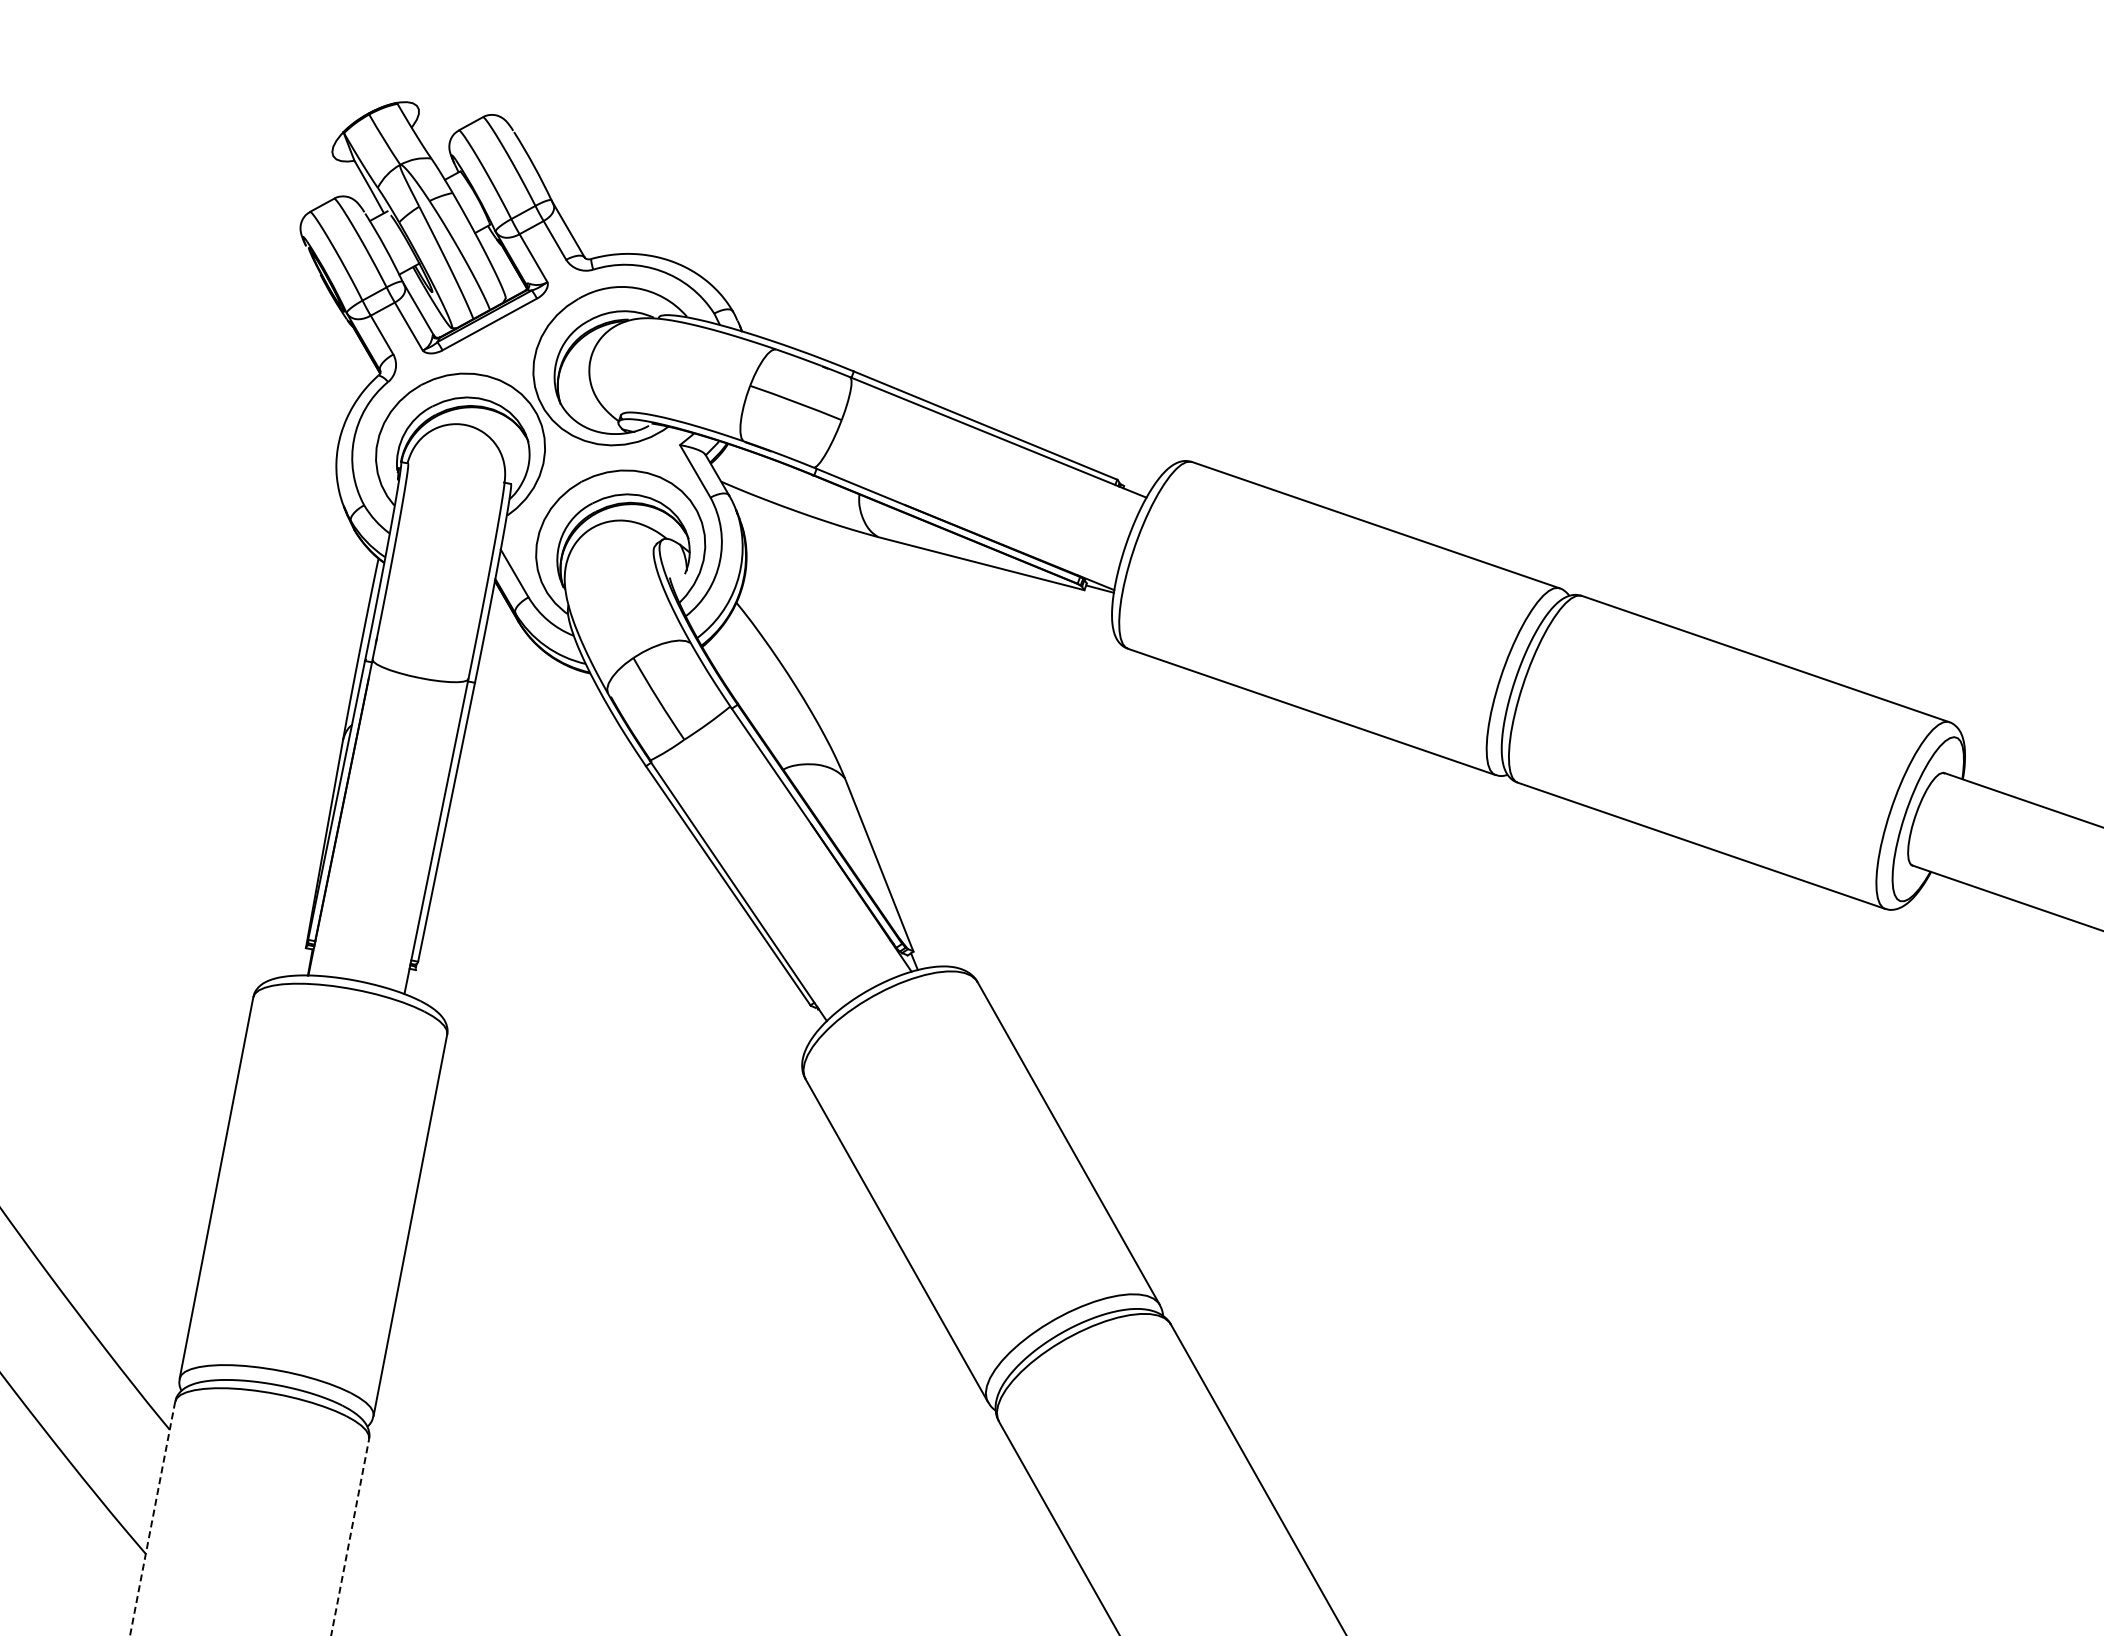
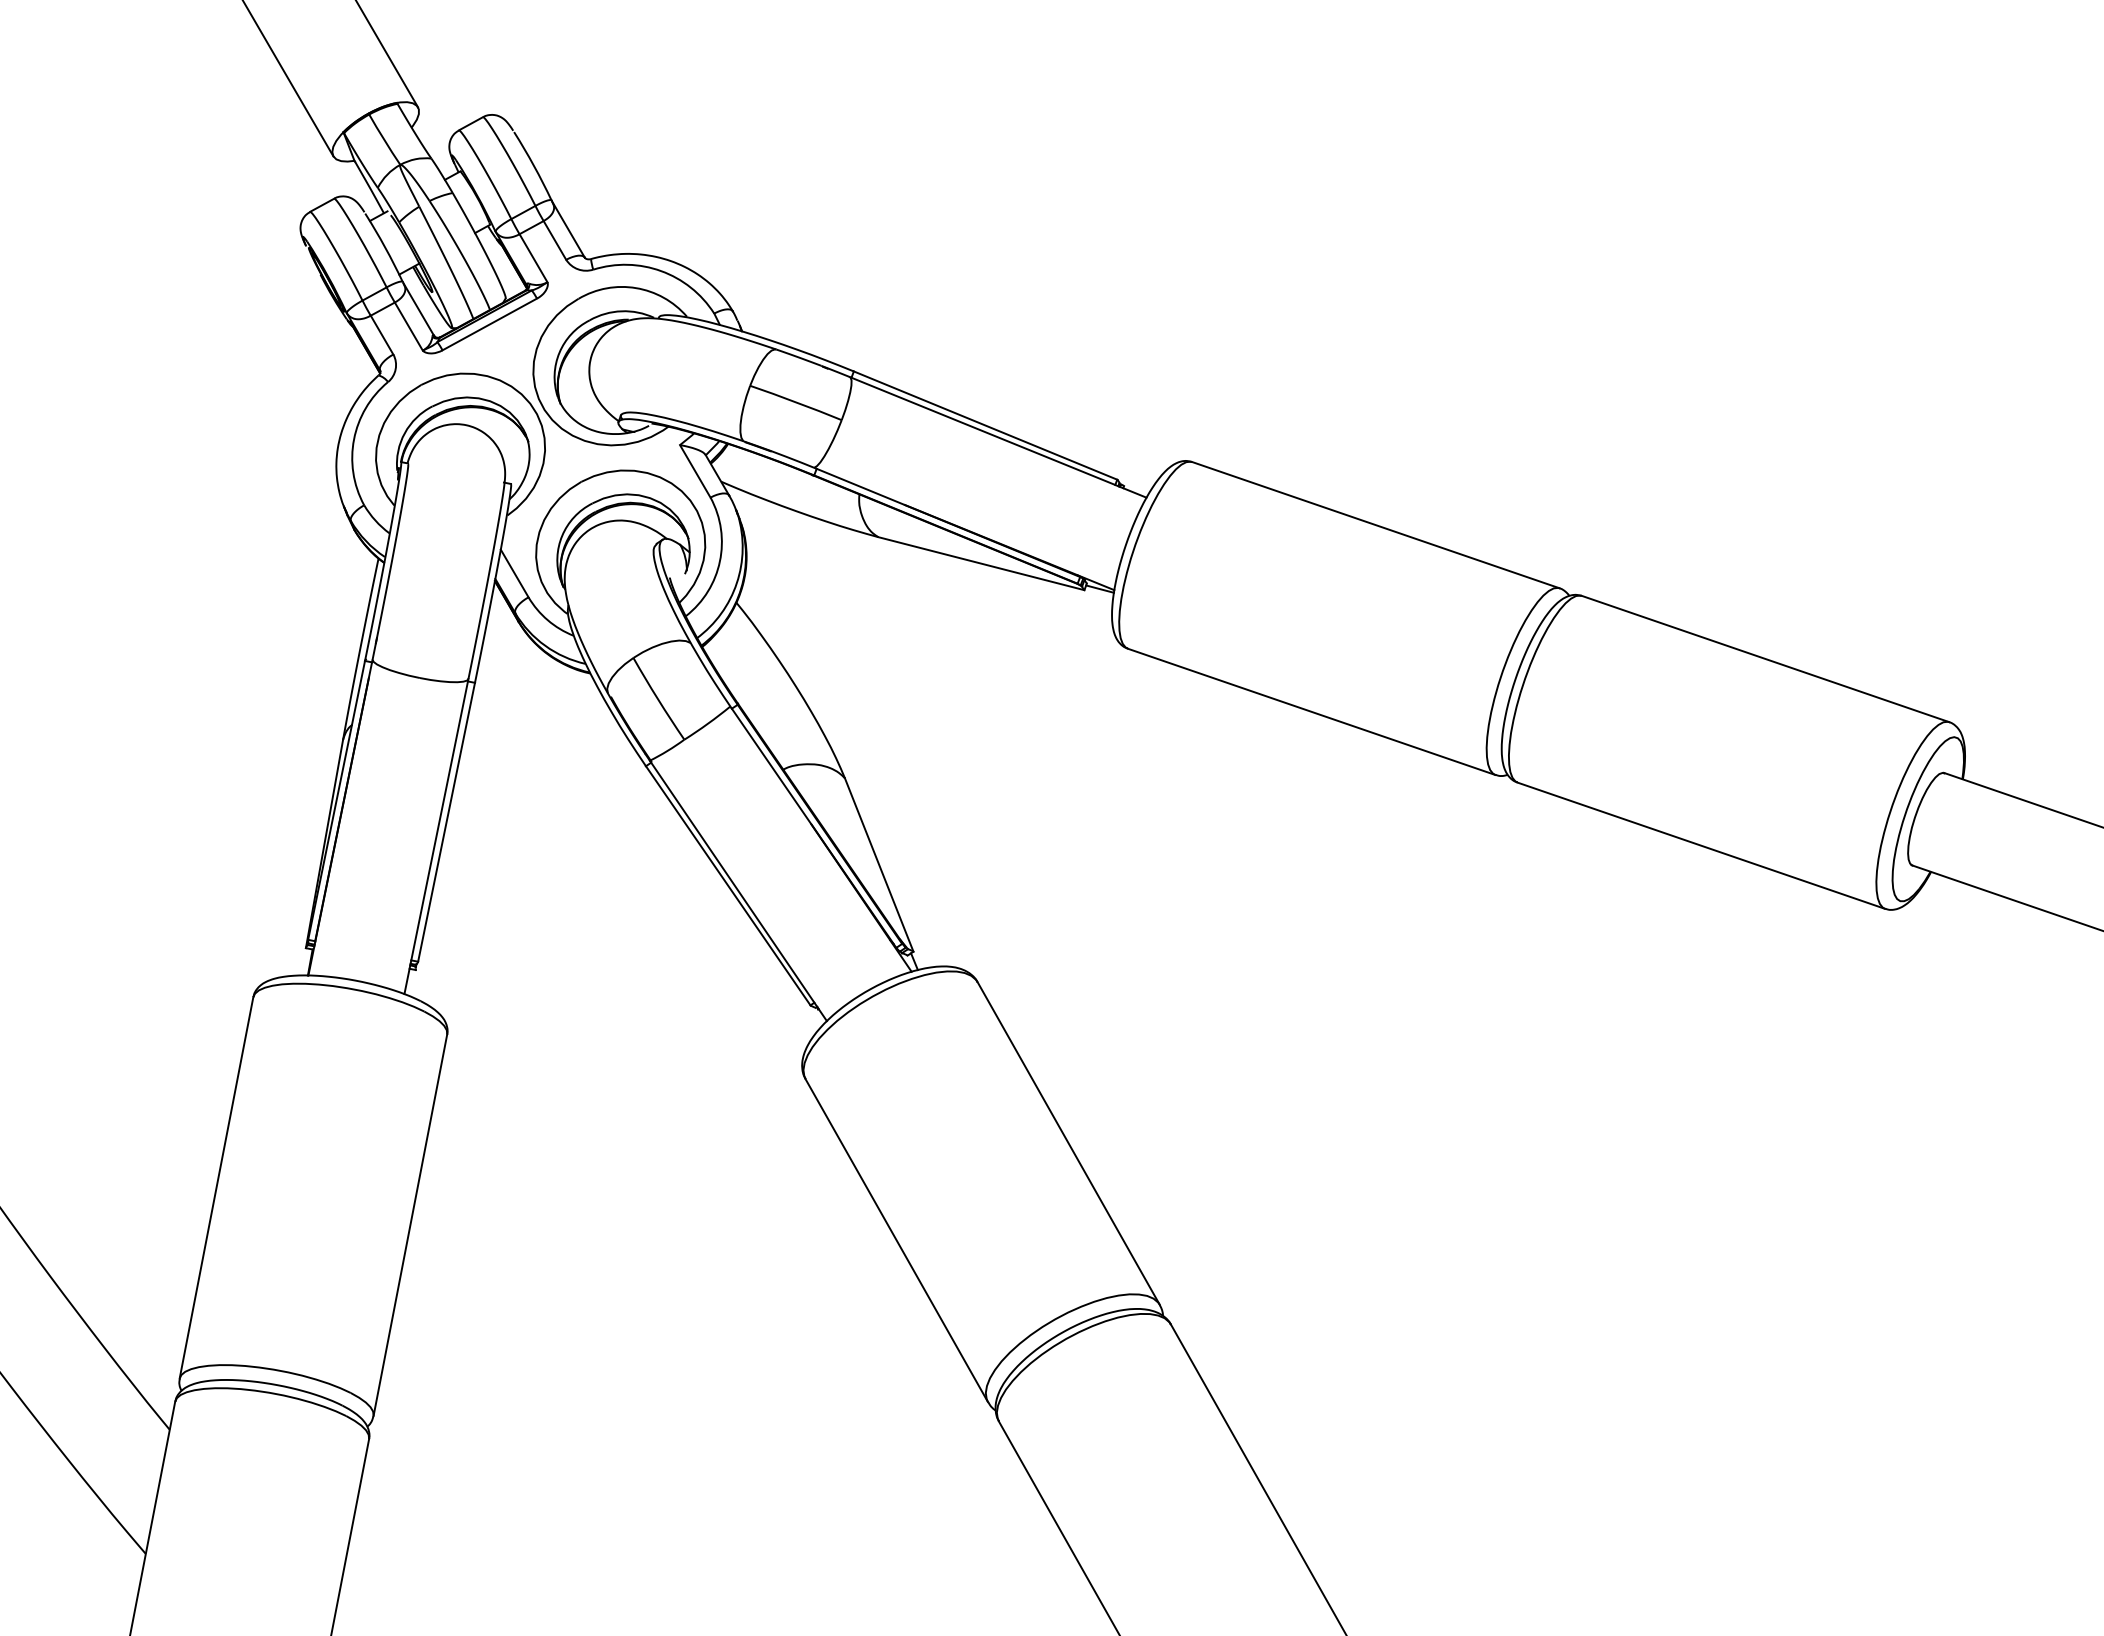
line: none -> present (387, 54)
line: none -> present (288, 79)
line: dashed -> solid (152, 1518)
line: dashed -> solid (350, 1537)
